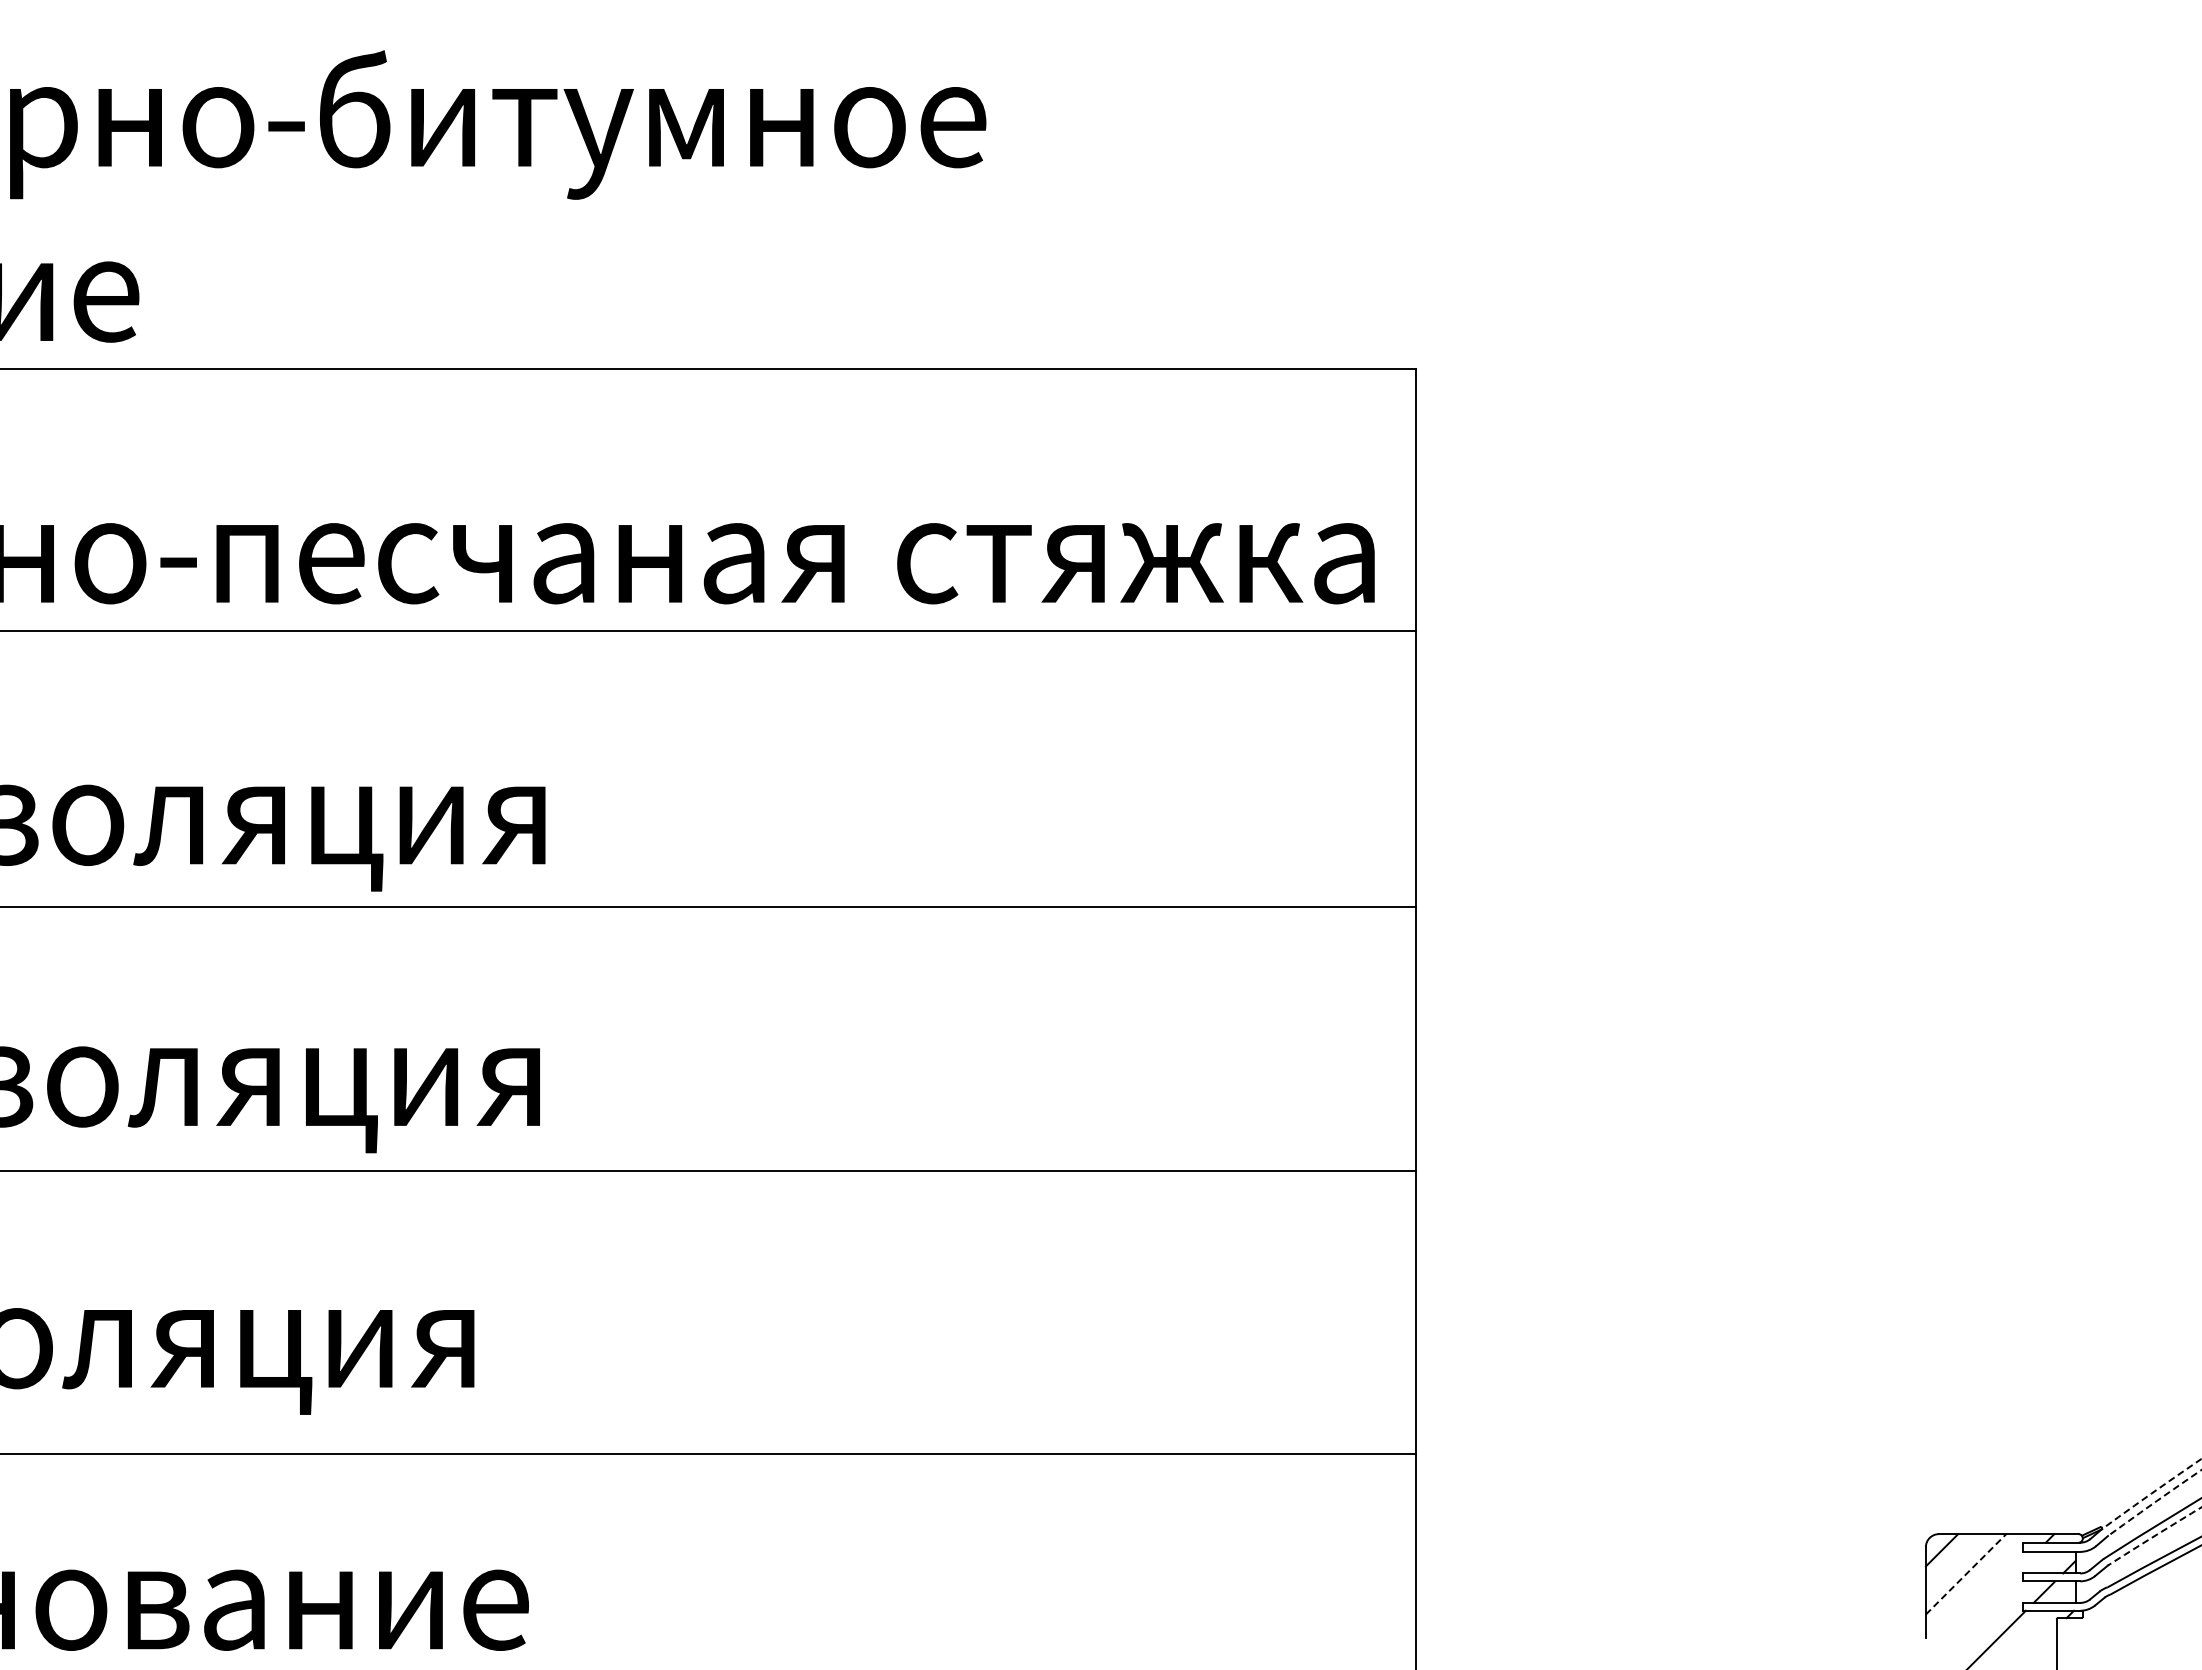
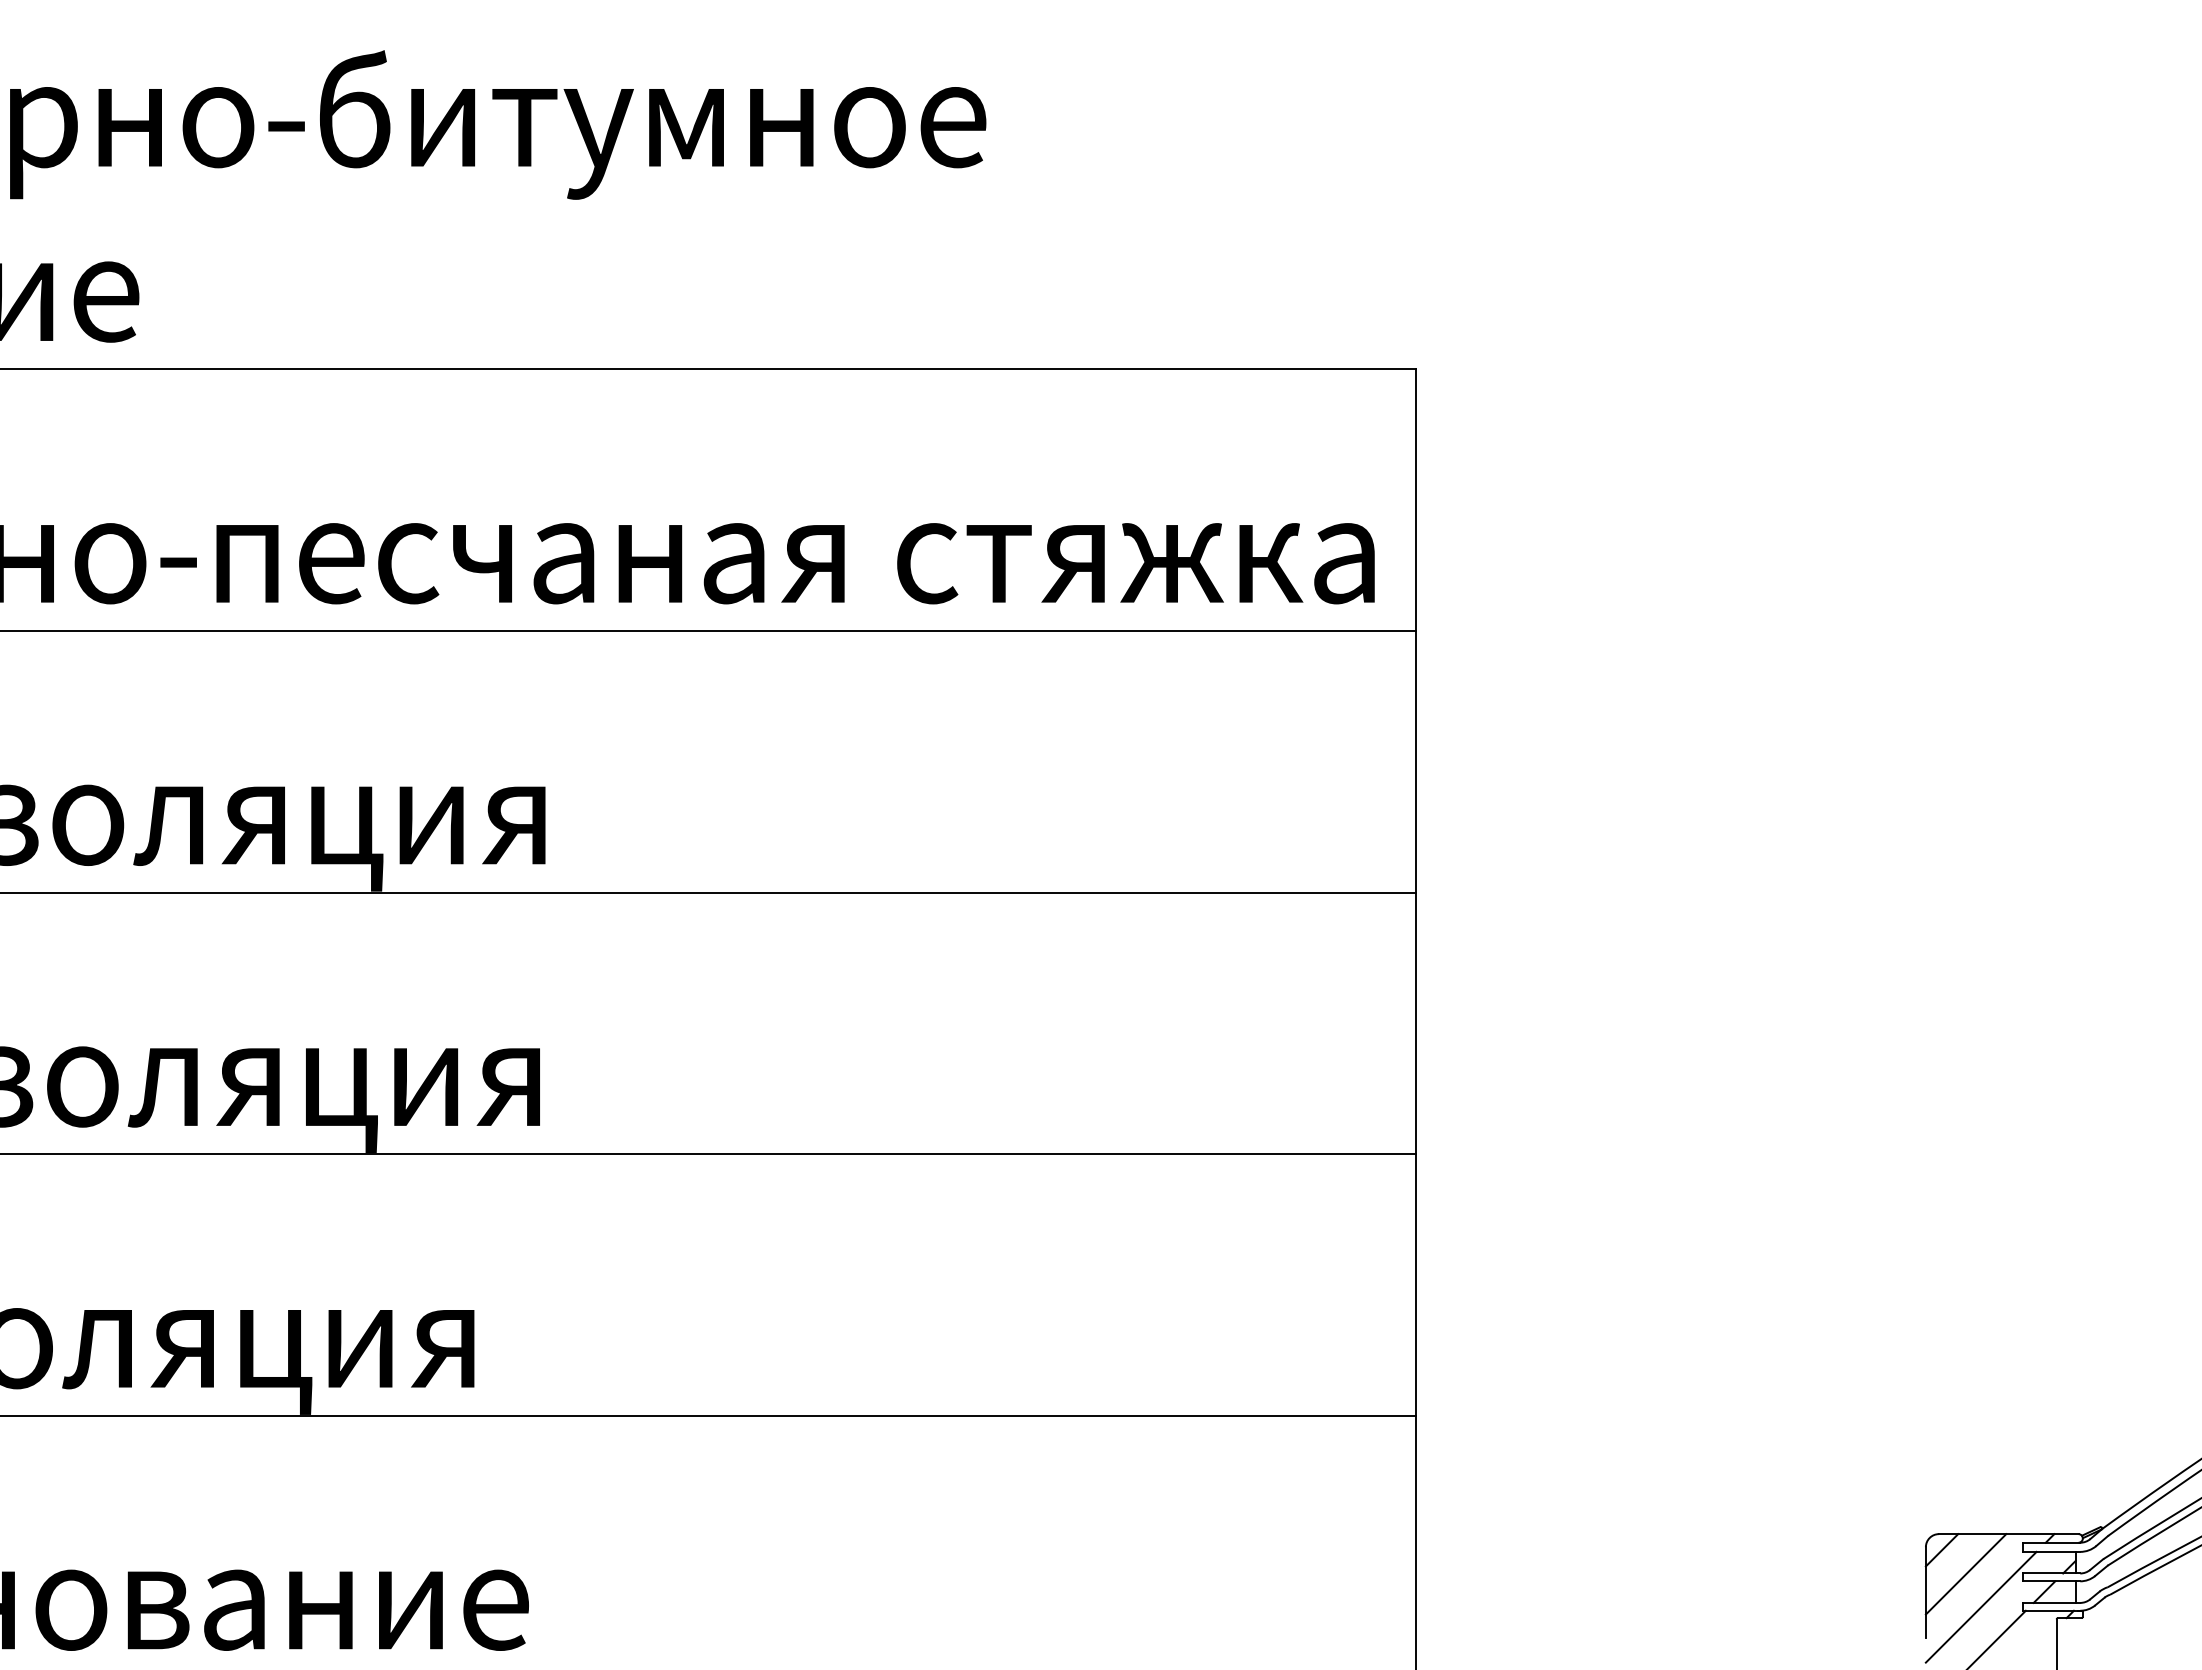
line position: (708, 906) -> (708, 892) (708, 892)
line position: (708, 1171) -> (708, 1154) (708, 1154)
line position: (708, 1453) -> (708, 1415) (708, 1415)
arc: dashed -> solid (2151, 1493)
arc: dashed -> solid (2154, 1502)
arc: dashed -> solid (2154, 1536)
line: dashed -> solid (1966, 1574)
line: none -> present (1980, 1606)
